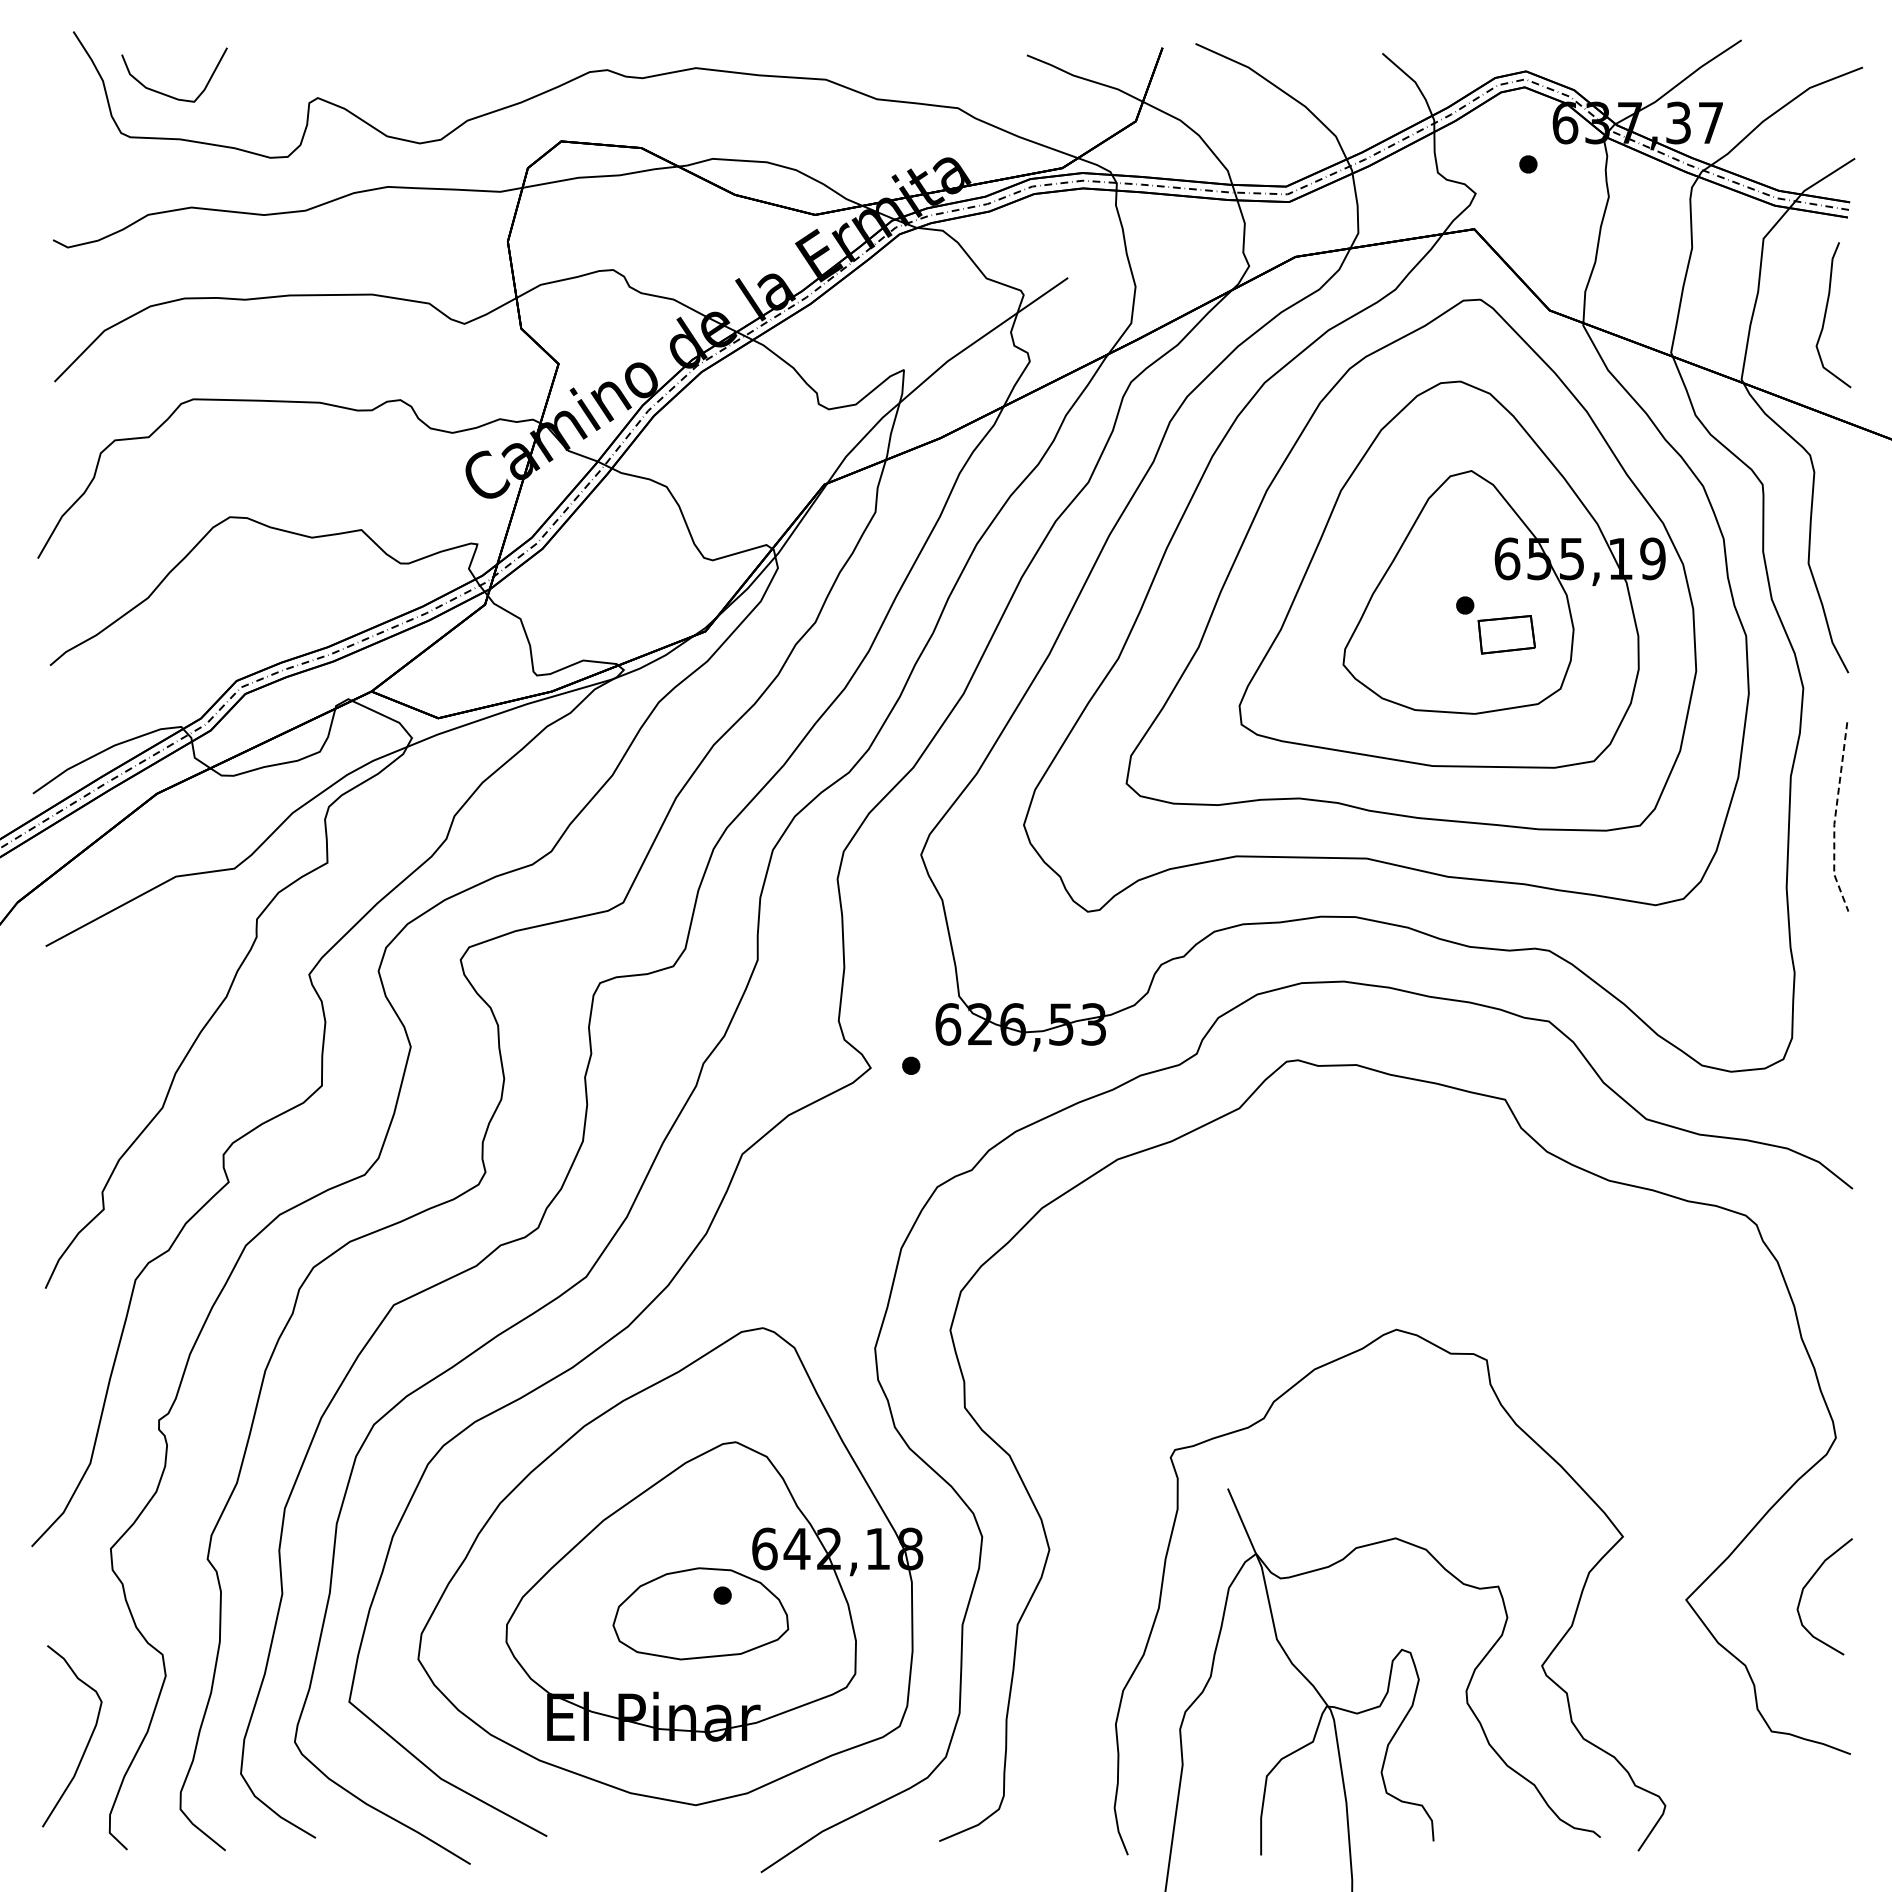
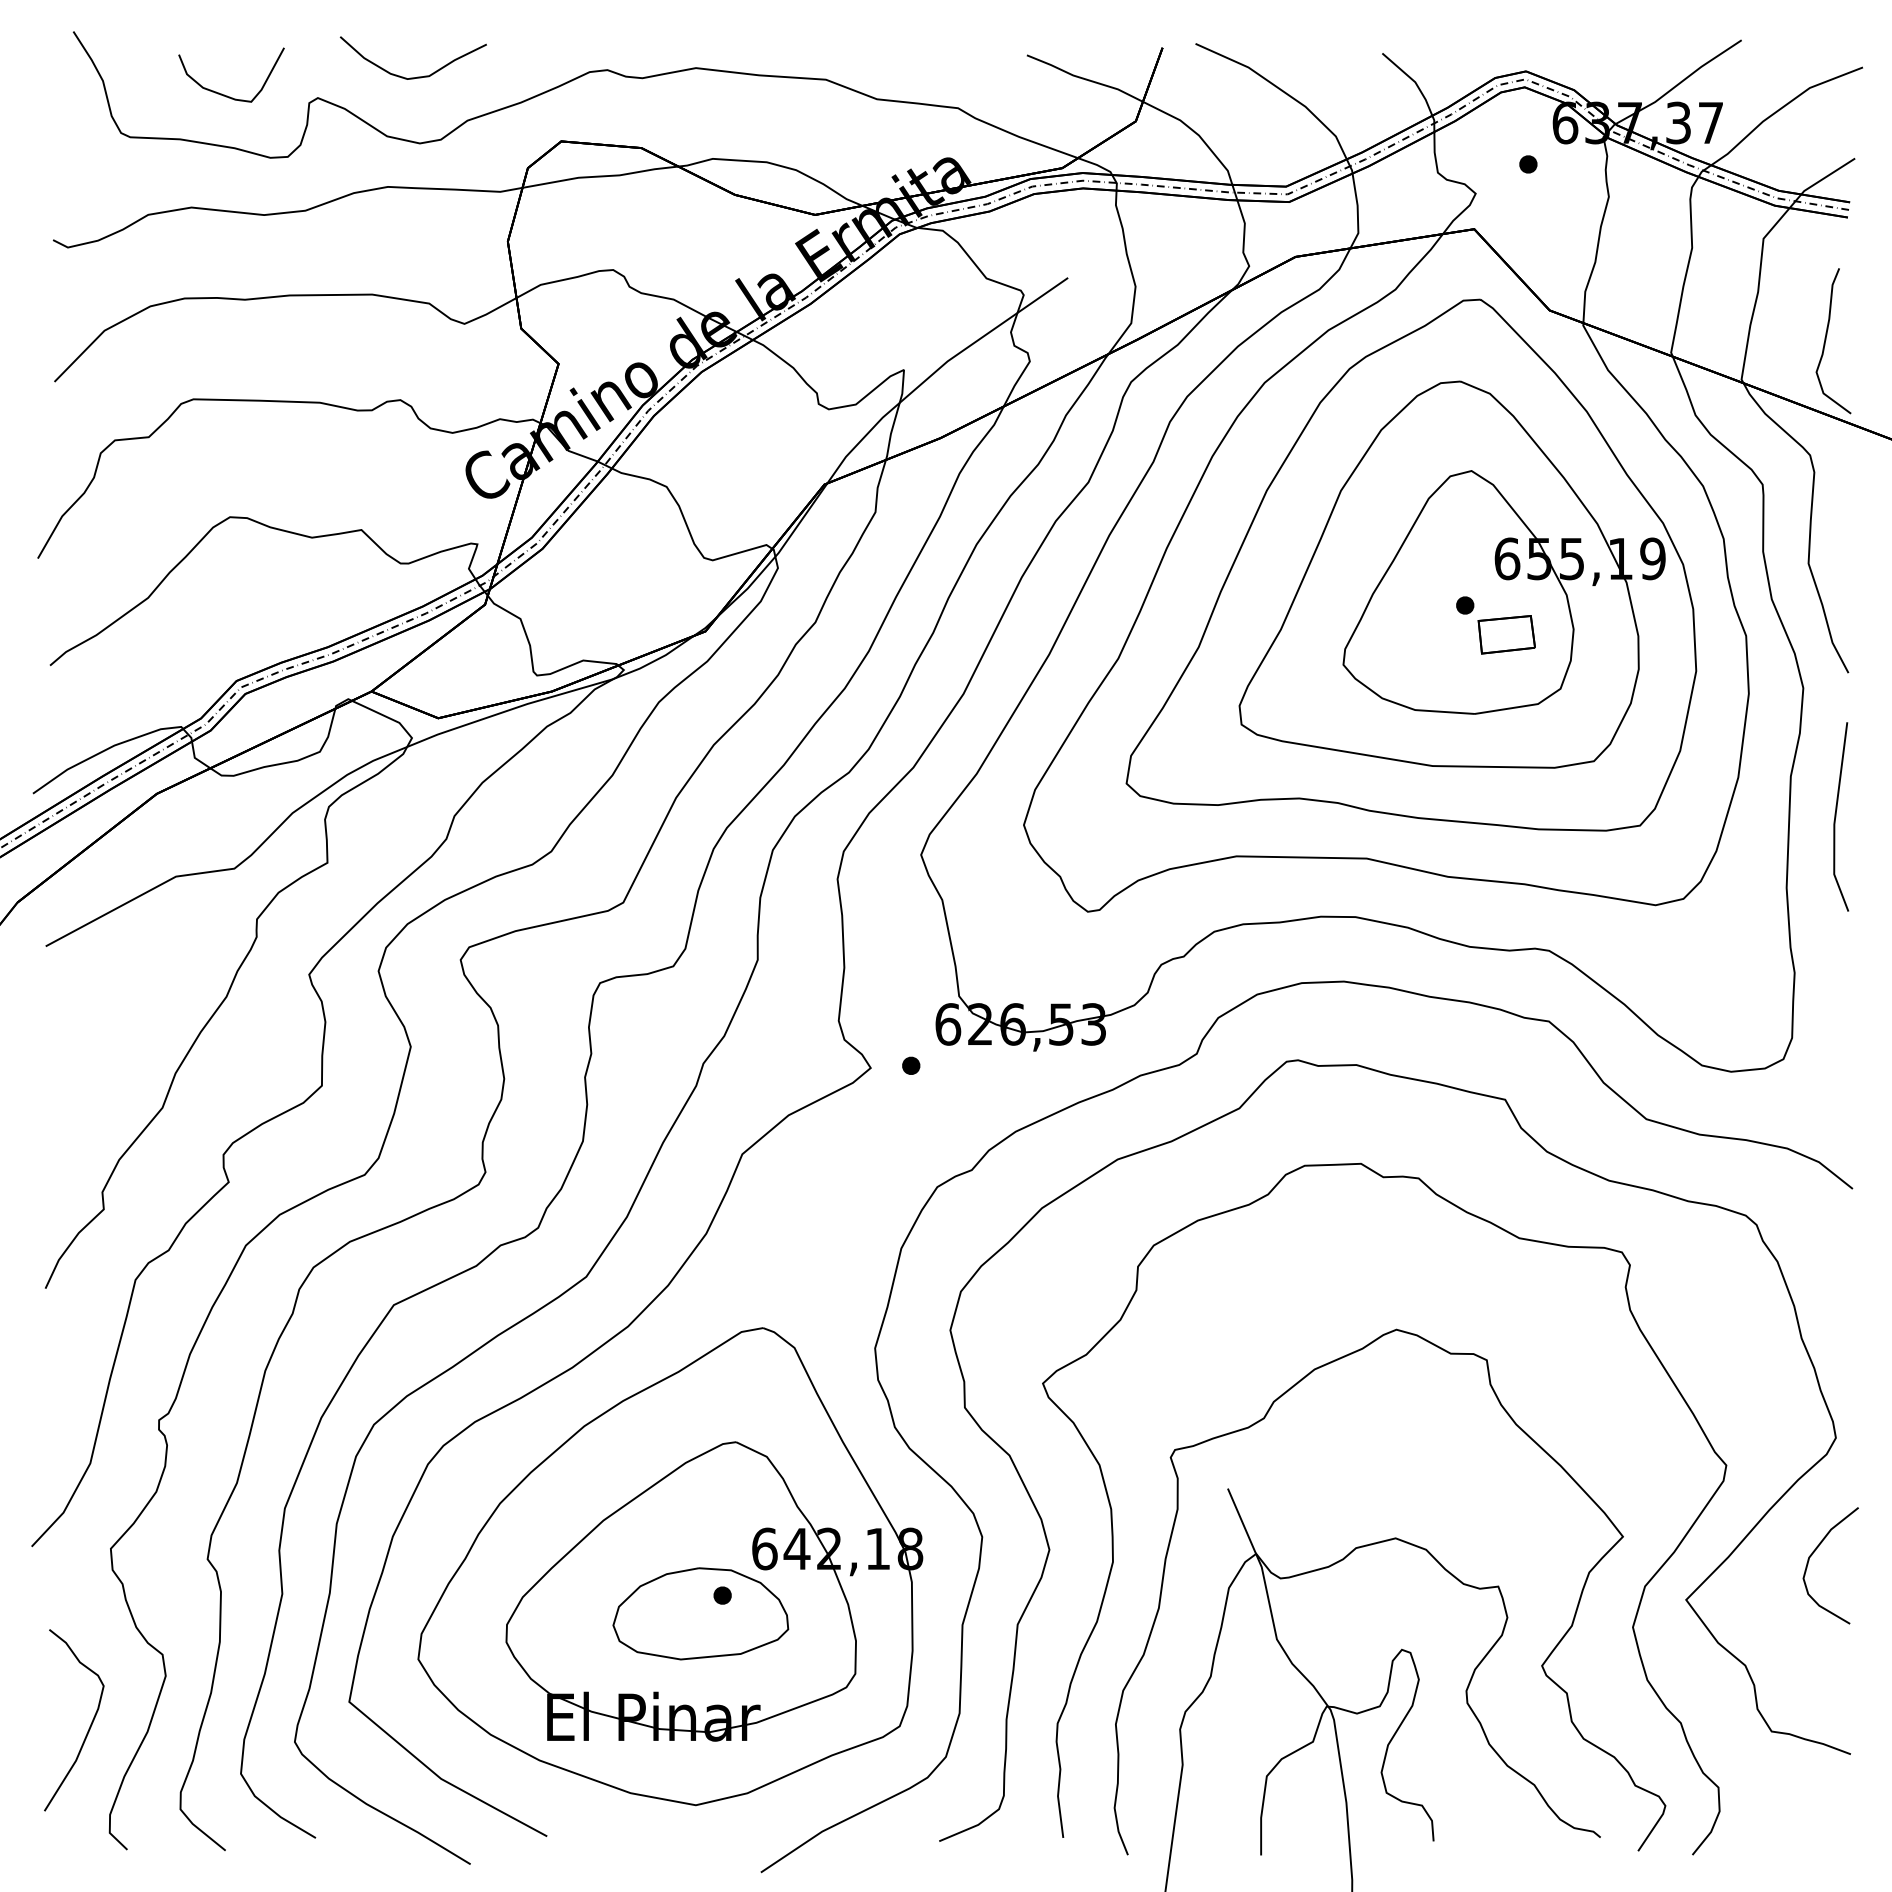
curve: none -> present (417, 76)
curve position: (167, 94) -> (224, 94) (224, 94)
curve position: (1826, 314) -> (1826, 340) (1826, 340)
line: dashed -> solid (1834, 819)
curve position: (1809, 1582) -> (1815, 1551) (1815, 1551)
curve: none -> present (1643, 1587)
curve position: (86, 1744) -> (88, 1728) (88, 1728)
